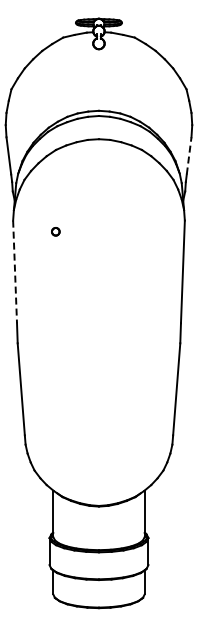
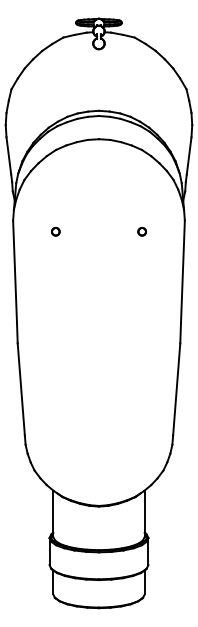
line: dashed -> solid (189, 155)
part: none -> present (141, 231)
line: dashed -> solid (15, 272)
